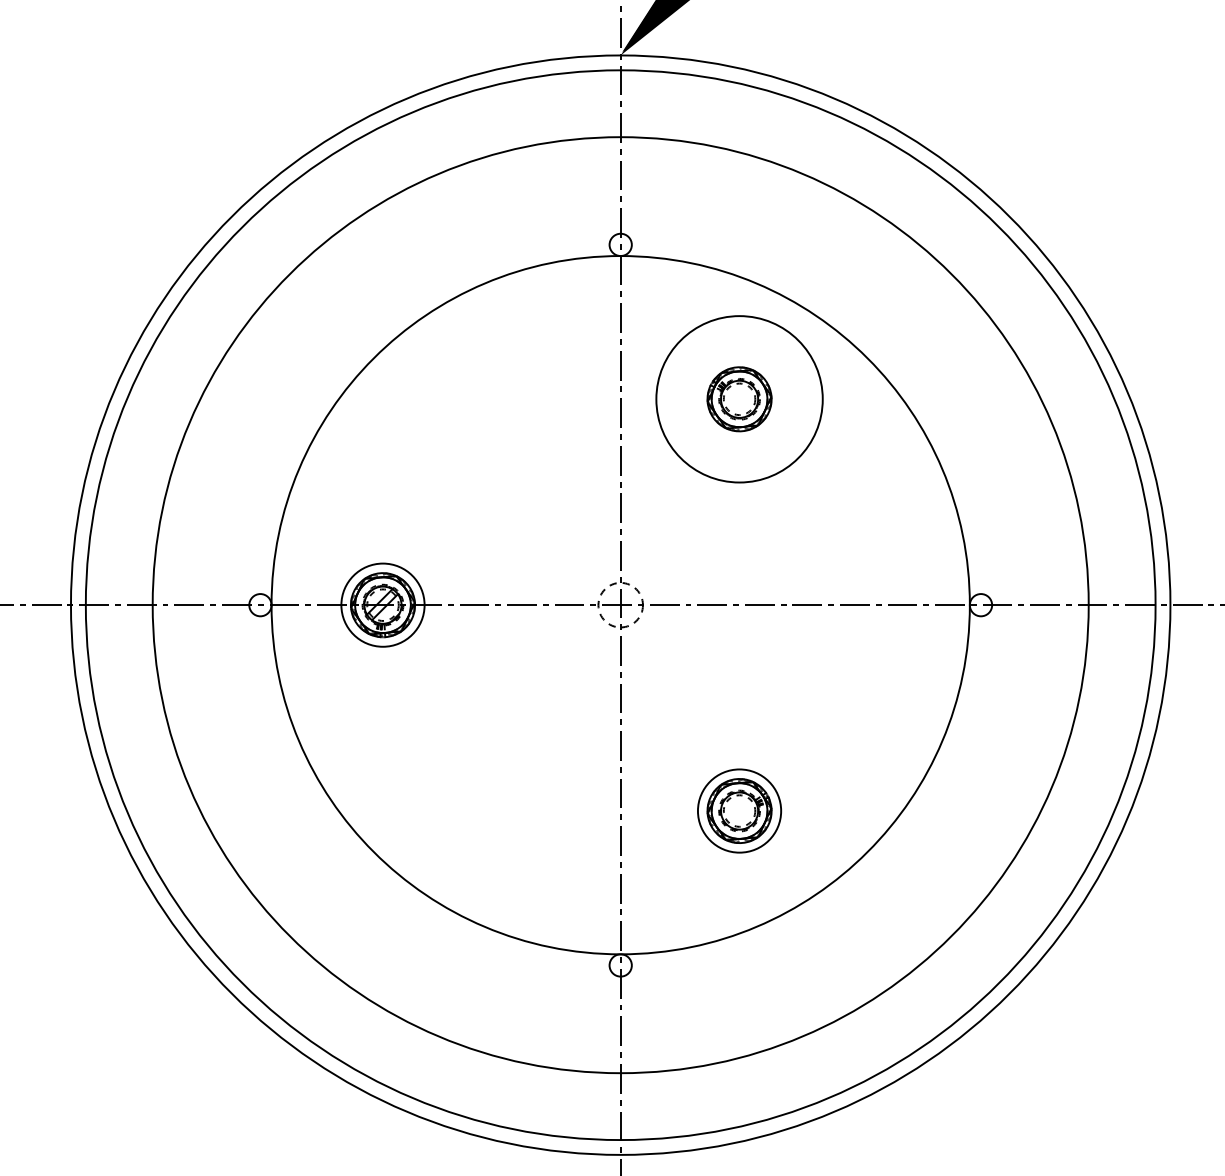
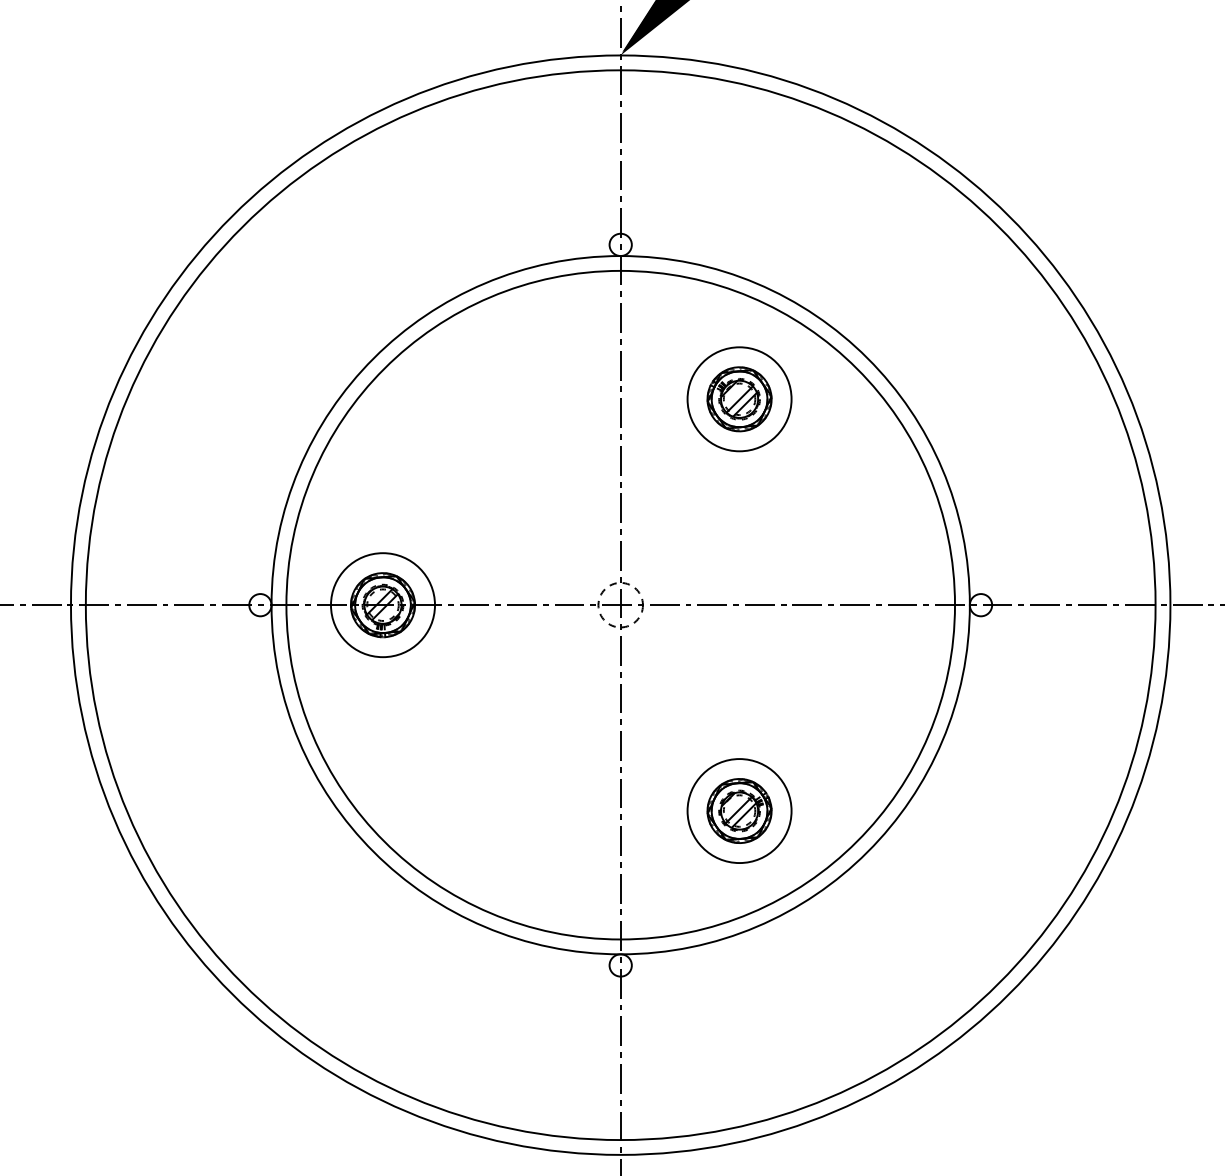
hatch: none -> present (738, 398)
circle diameter: 166 px -> 104 px (739, 399)
circle diameter: 83 px -> 104 px (383, 605)
circle diameter: 936 px -> 669 px (620, 604)
hatch: none -> present (738, 810)
circle diameter: 83 px -> 104 px (739, 811)
